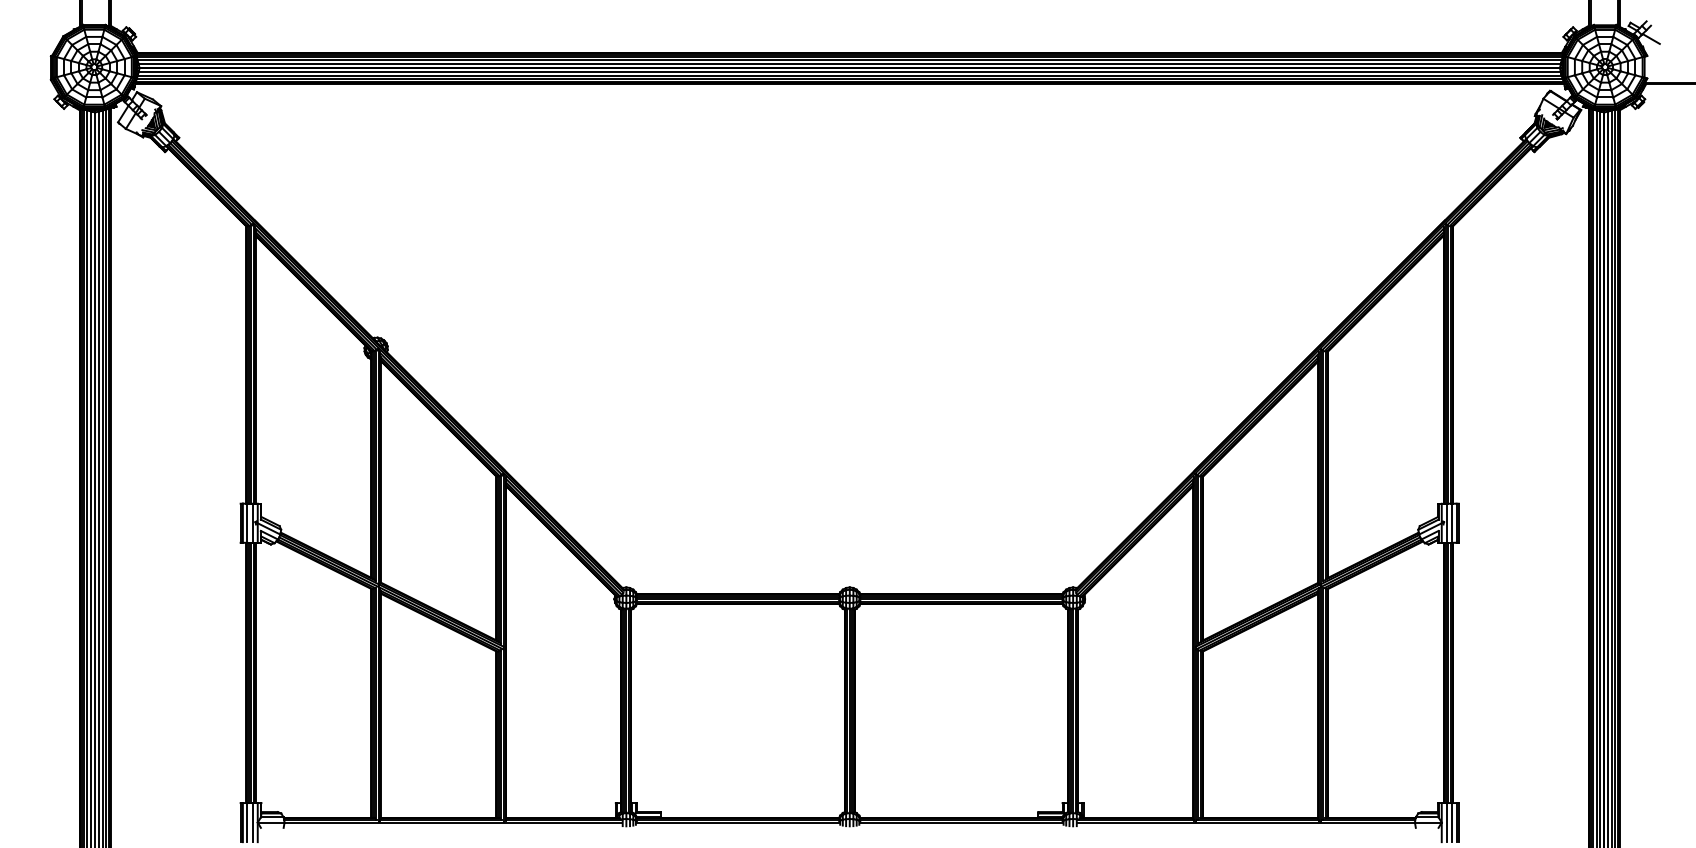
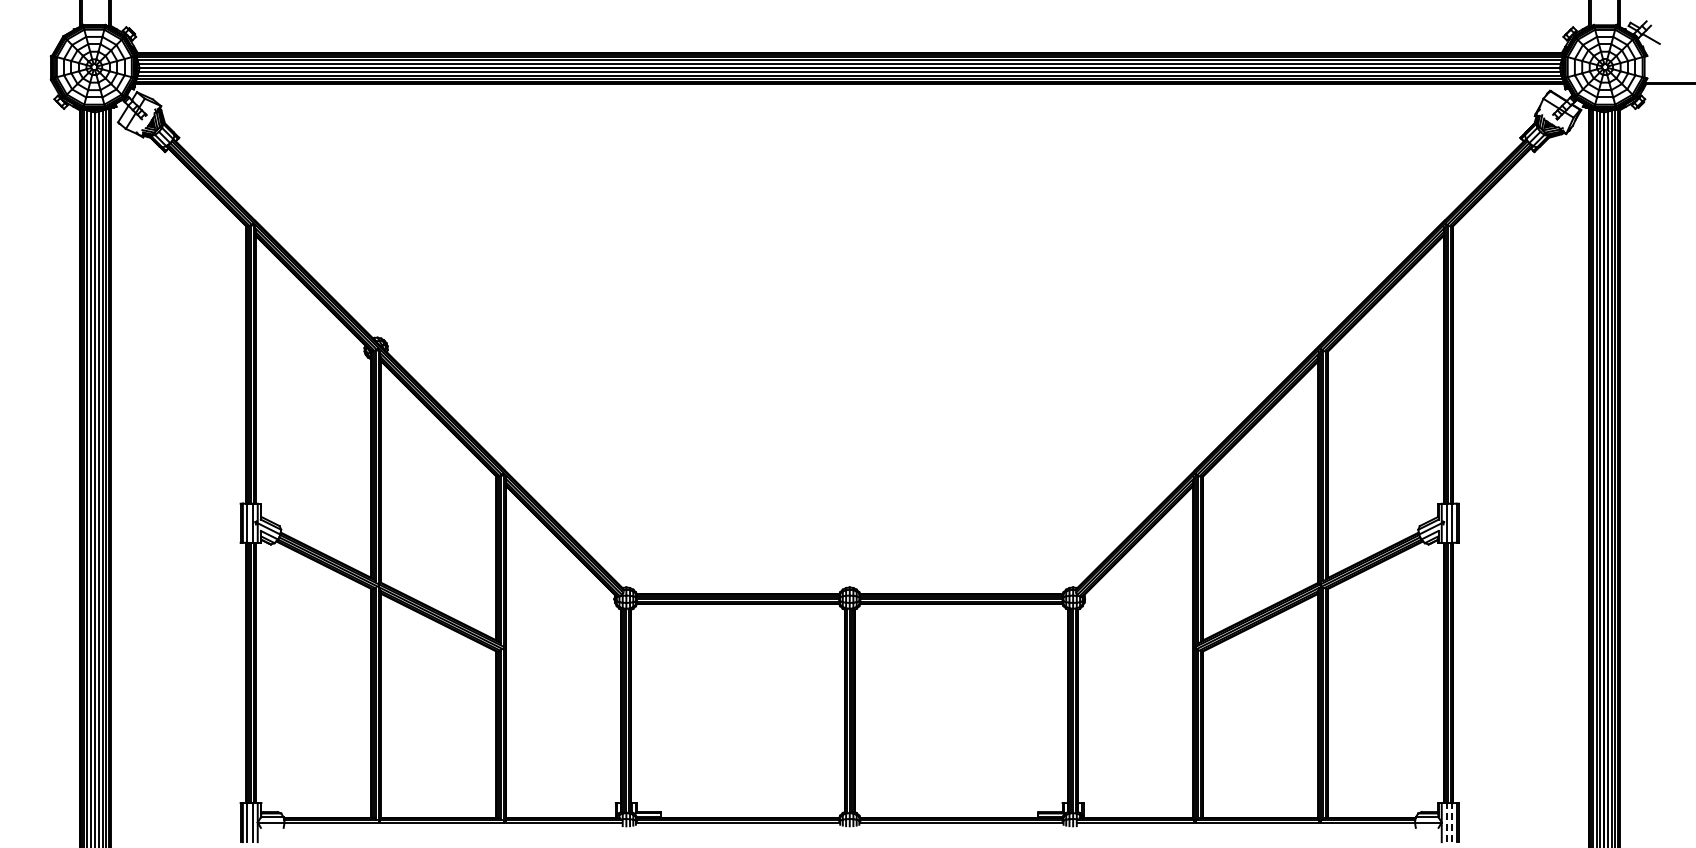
line: solid -> dashed (1446, 822)
line: solid -> dashed (1452, 822)
